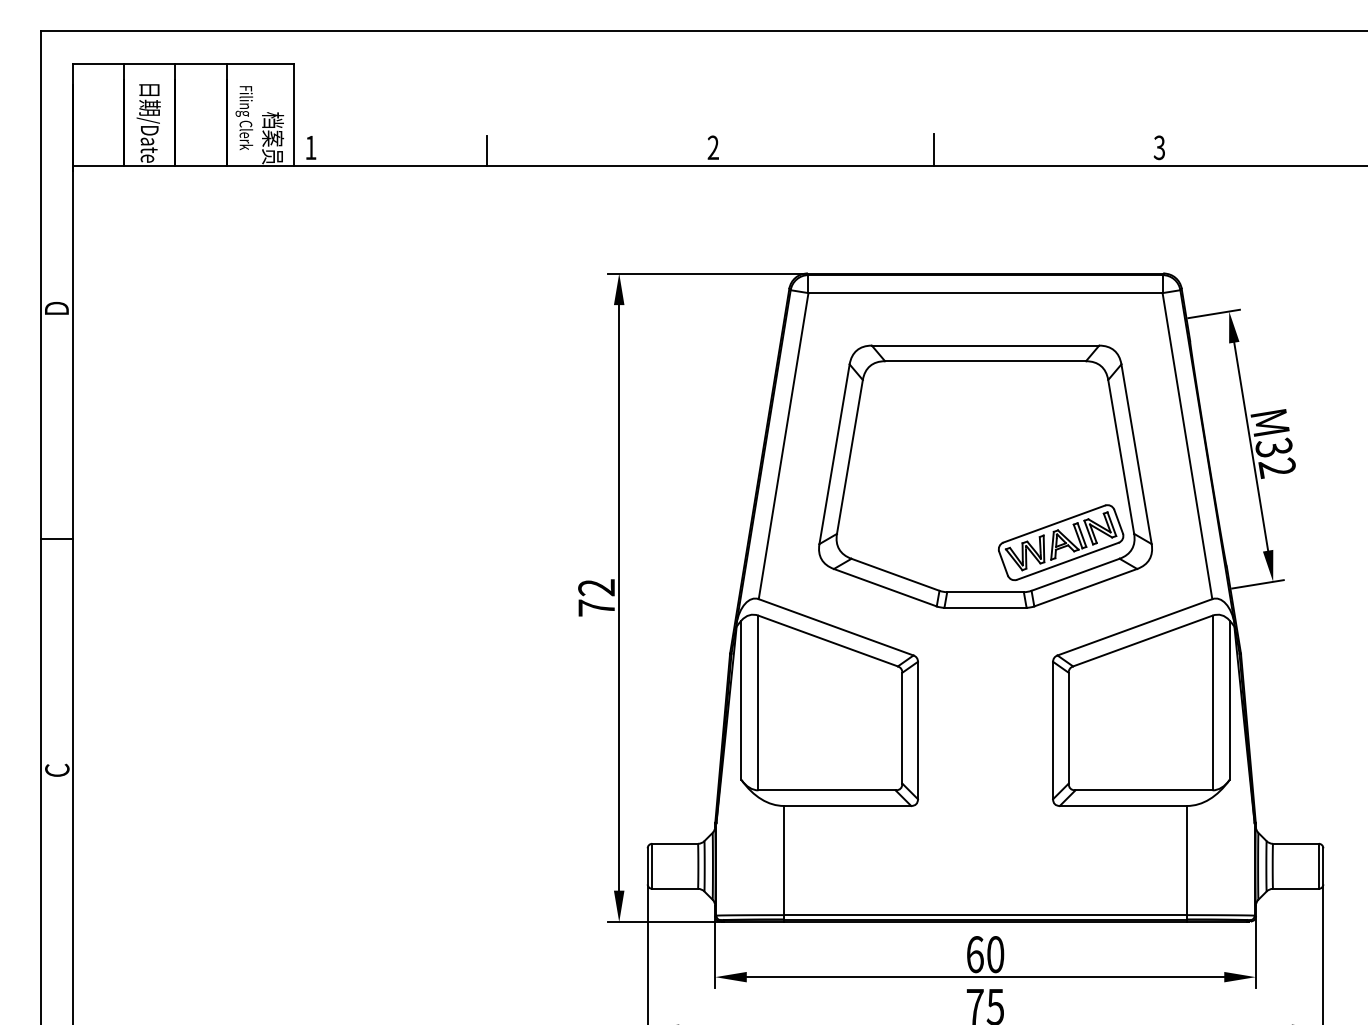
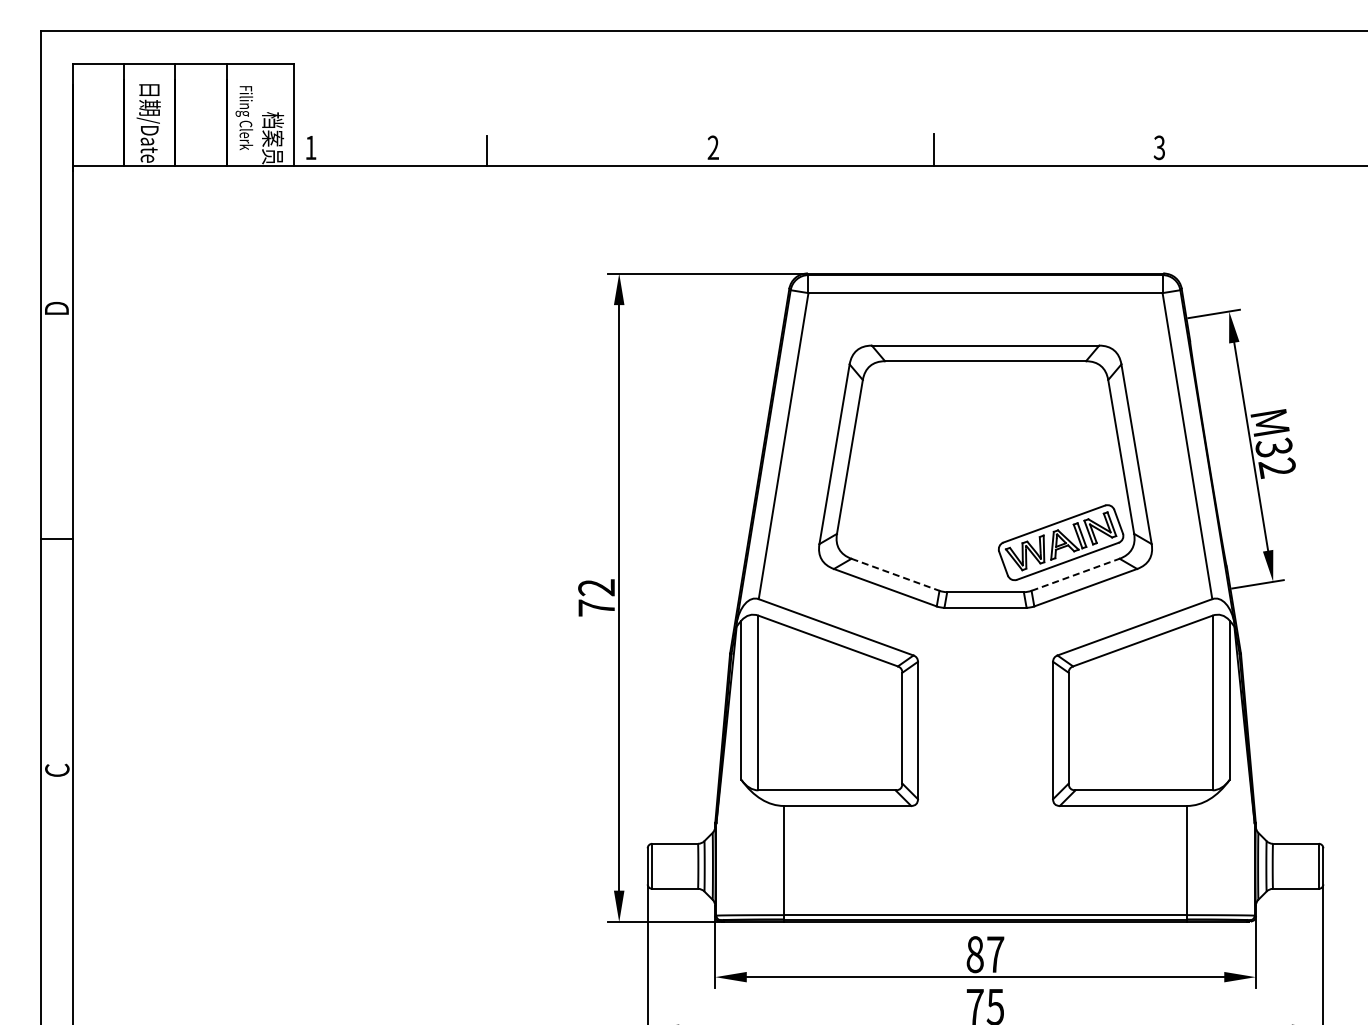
line: solid -> dashed (895, 574)
line: solid -> dashed (1075, 574)
text: 60 -> 87 (985, 954)
